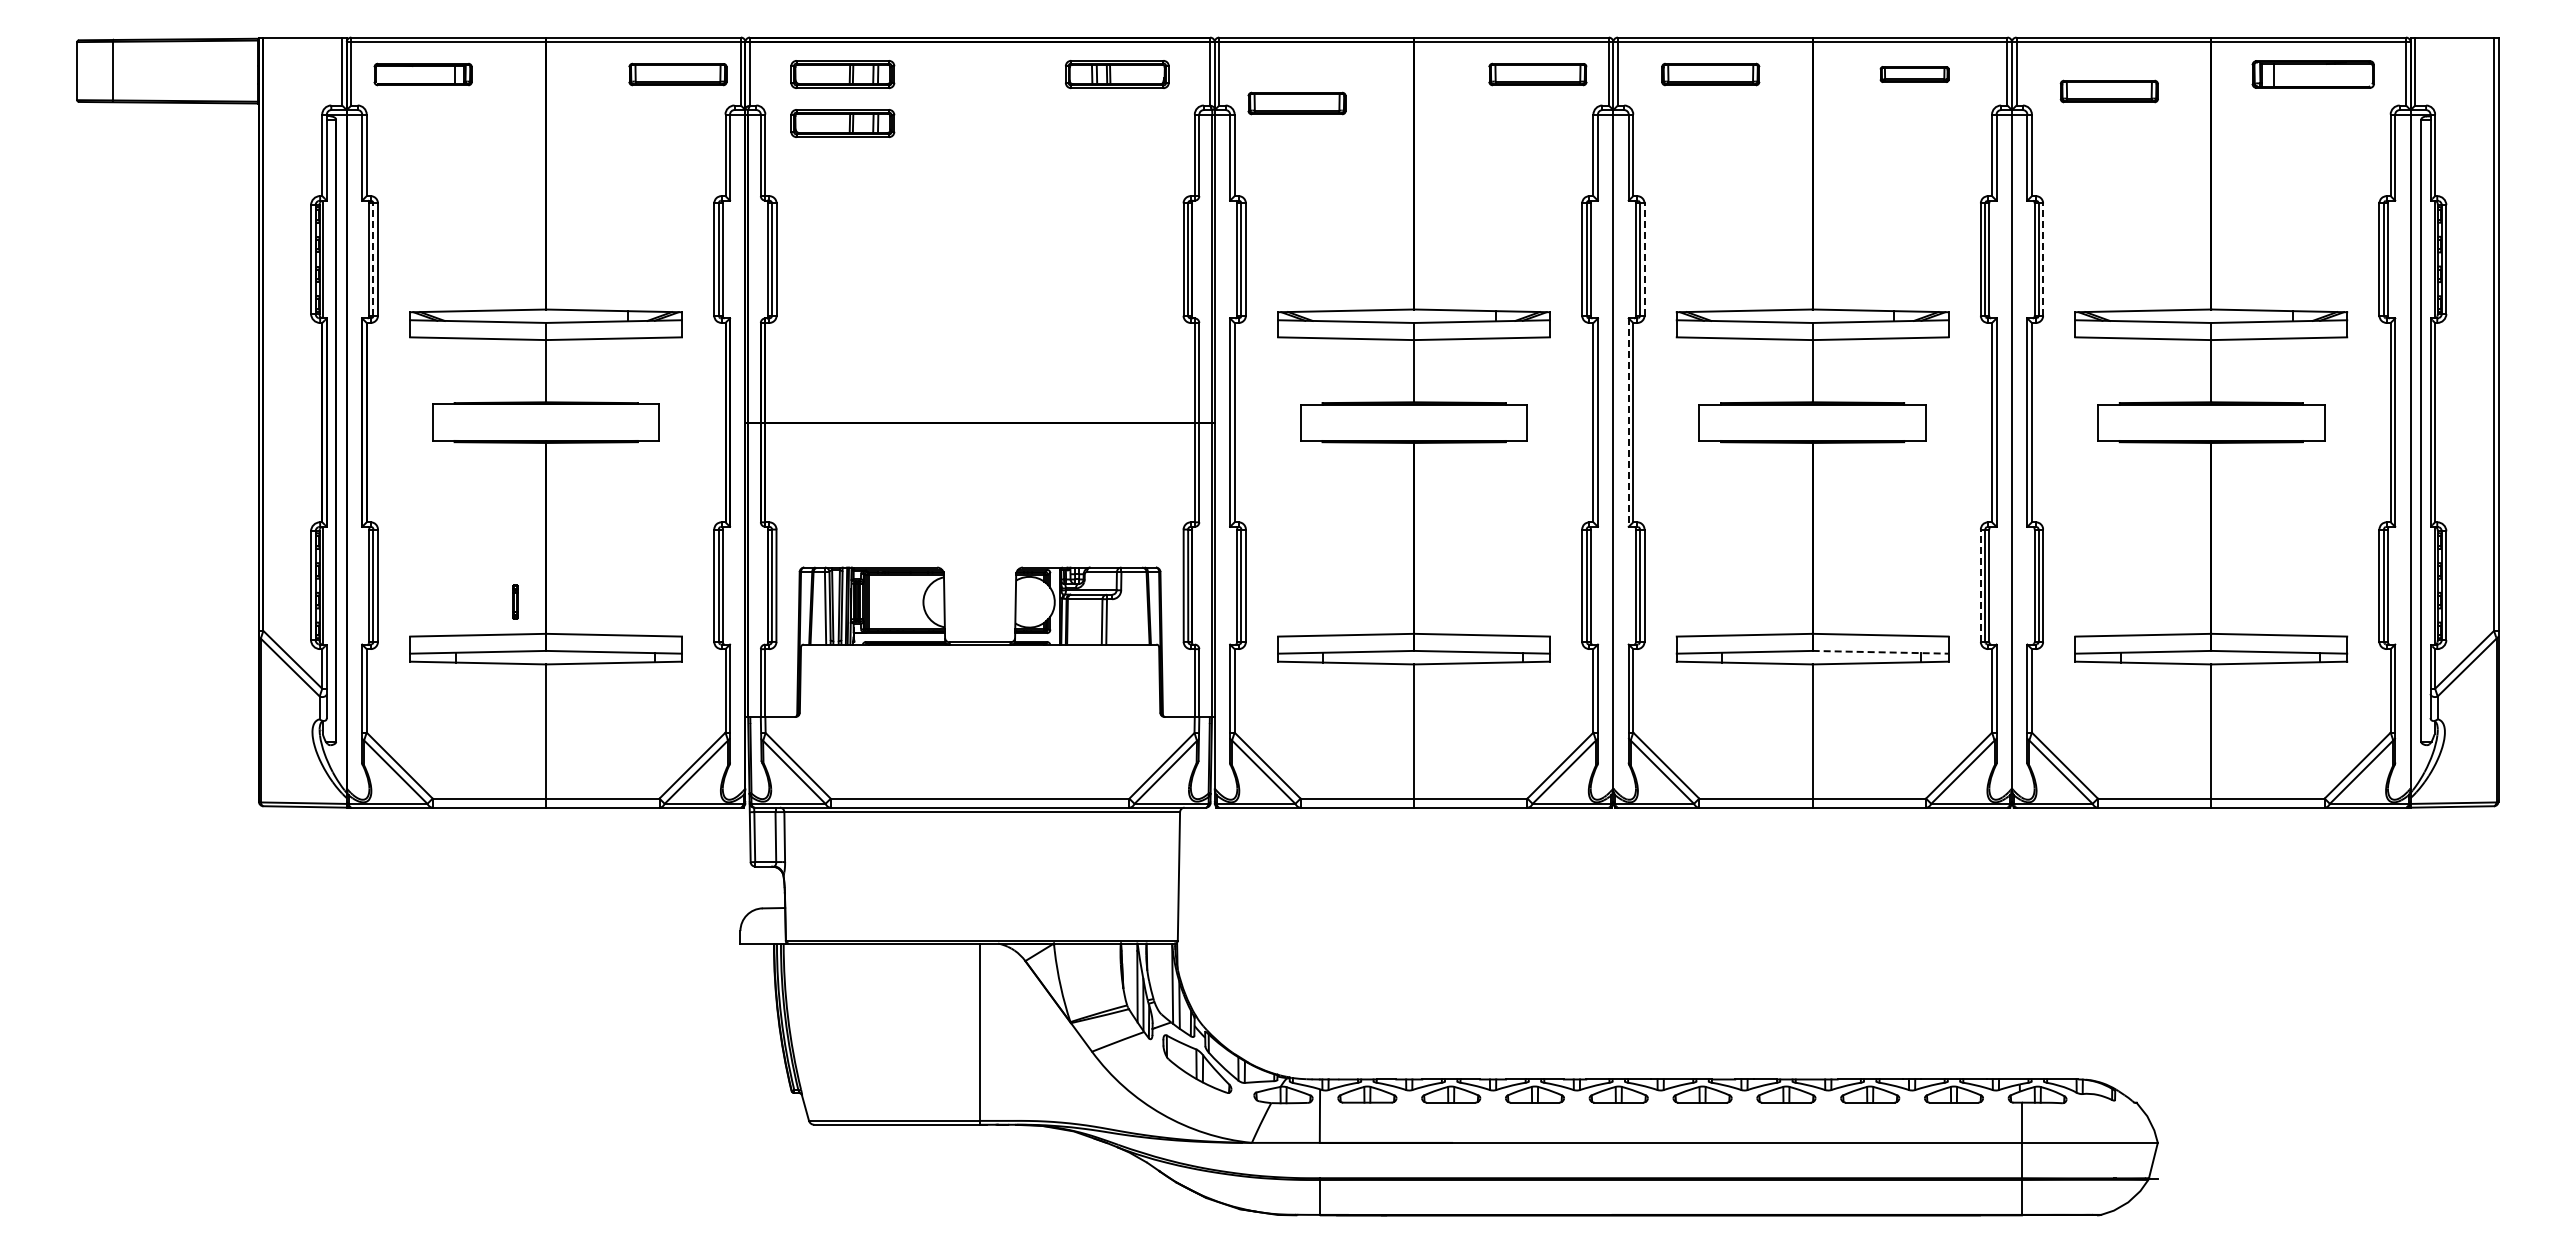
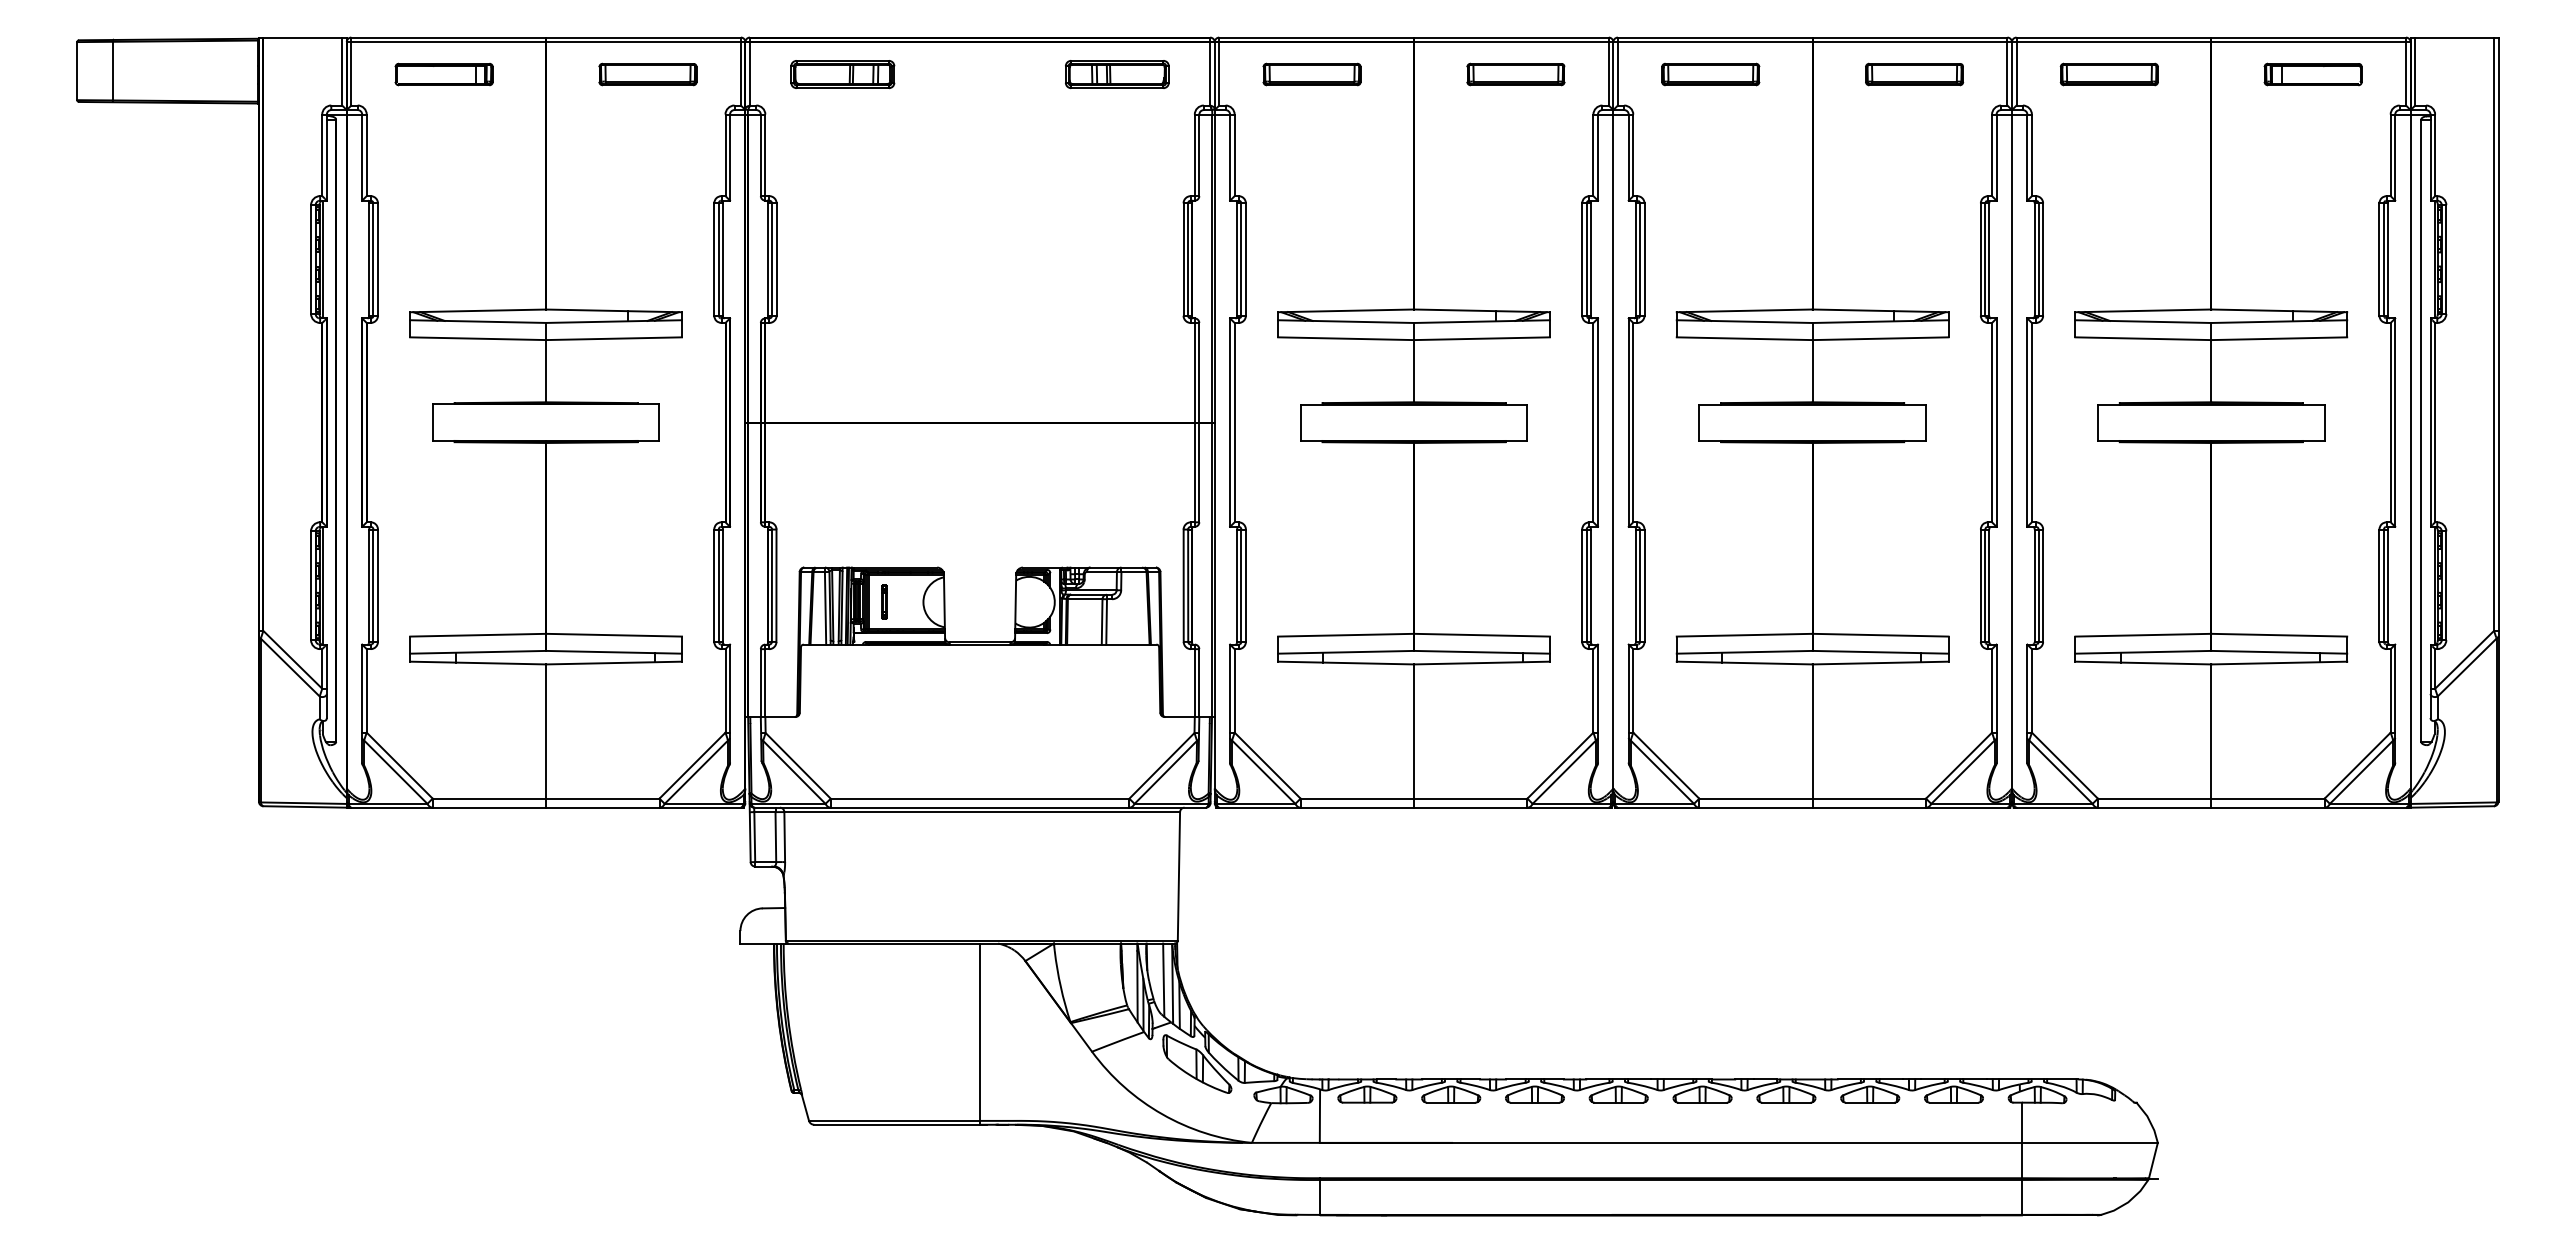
part position: (422, 74) -> (443, 74) (443, 74)
part position: (677, 74) -> (647, 74) (647, 74)
part position: (1537, 74) -> (1515, 74) (1515, 74)
part size: 71x17 px -> 100x25 px (1914, 74)
part size: 124x29 px -> 100x25 px (2312, 74)
part position: (2108, 91) -> (2108, 74) (2108, 74)
part position: (1296, 103) -> (1311, 74) (1311, 74)
part: present -> none (842, 123)
line: dashed -> solid (373, 259)
line: dashed -> solid (1644, 259)
line: dashed -> solid (2043, 259)
line: dashed -> solid (1628, 423)
line: dashed -> solid (1980, 585)
part position: (515, 601) -> (884, 601) (884, 601)
line: dashed -> solid (1880, 652)
line: none -> present (1163, 979)
